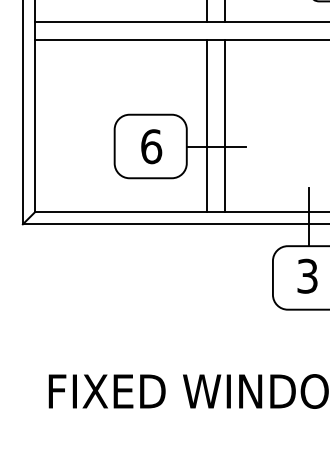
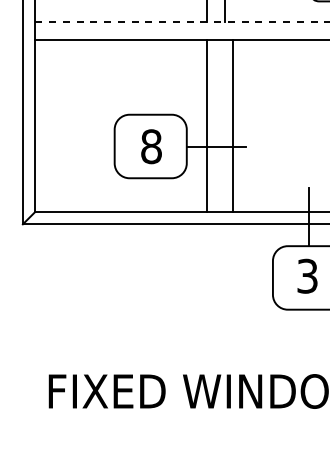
line: solid -> dashed (182, 21)
line position: (225, 126) -> (233, 126) (233, 126)
text: 6 -> 8 (151, 146)
